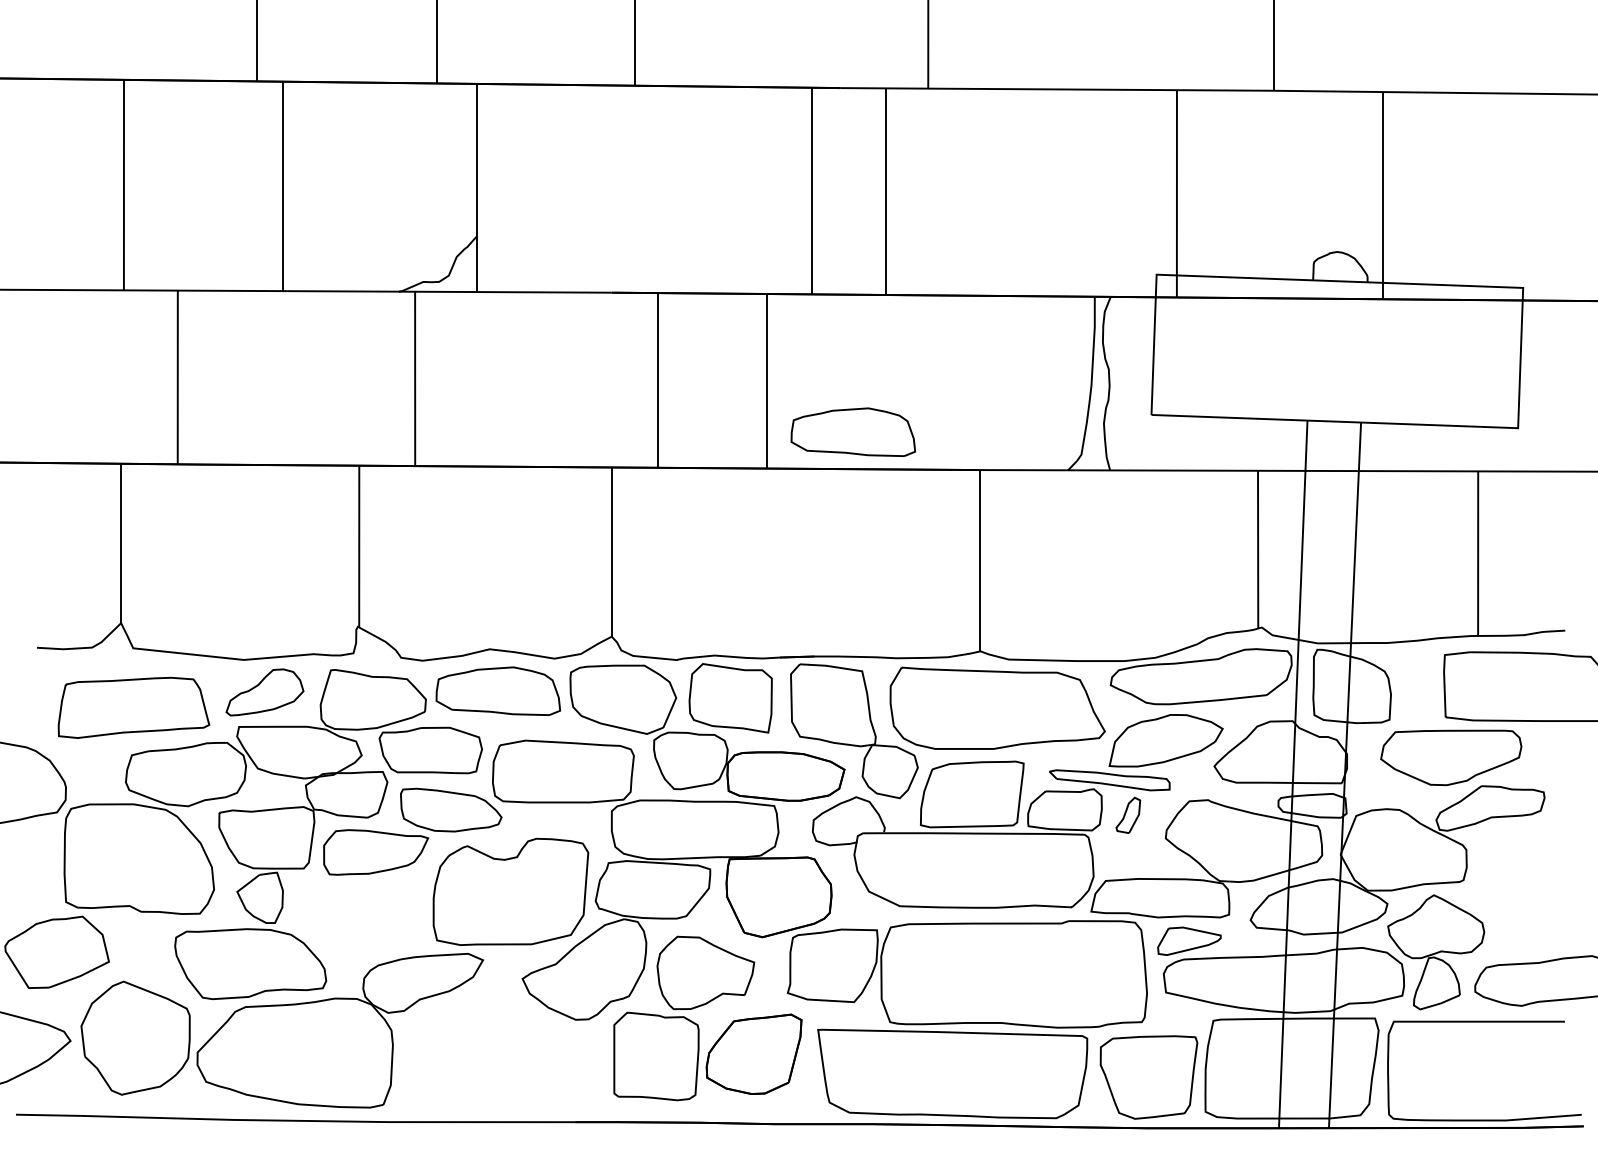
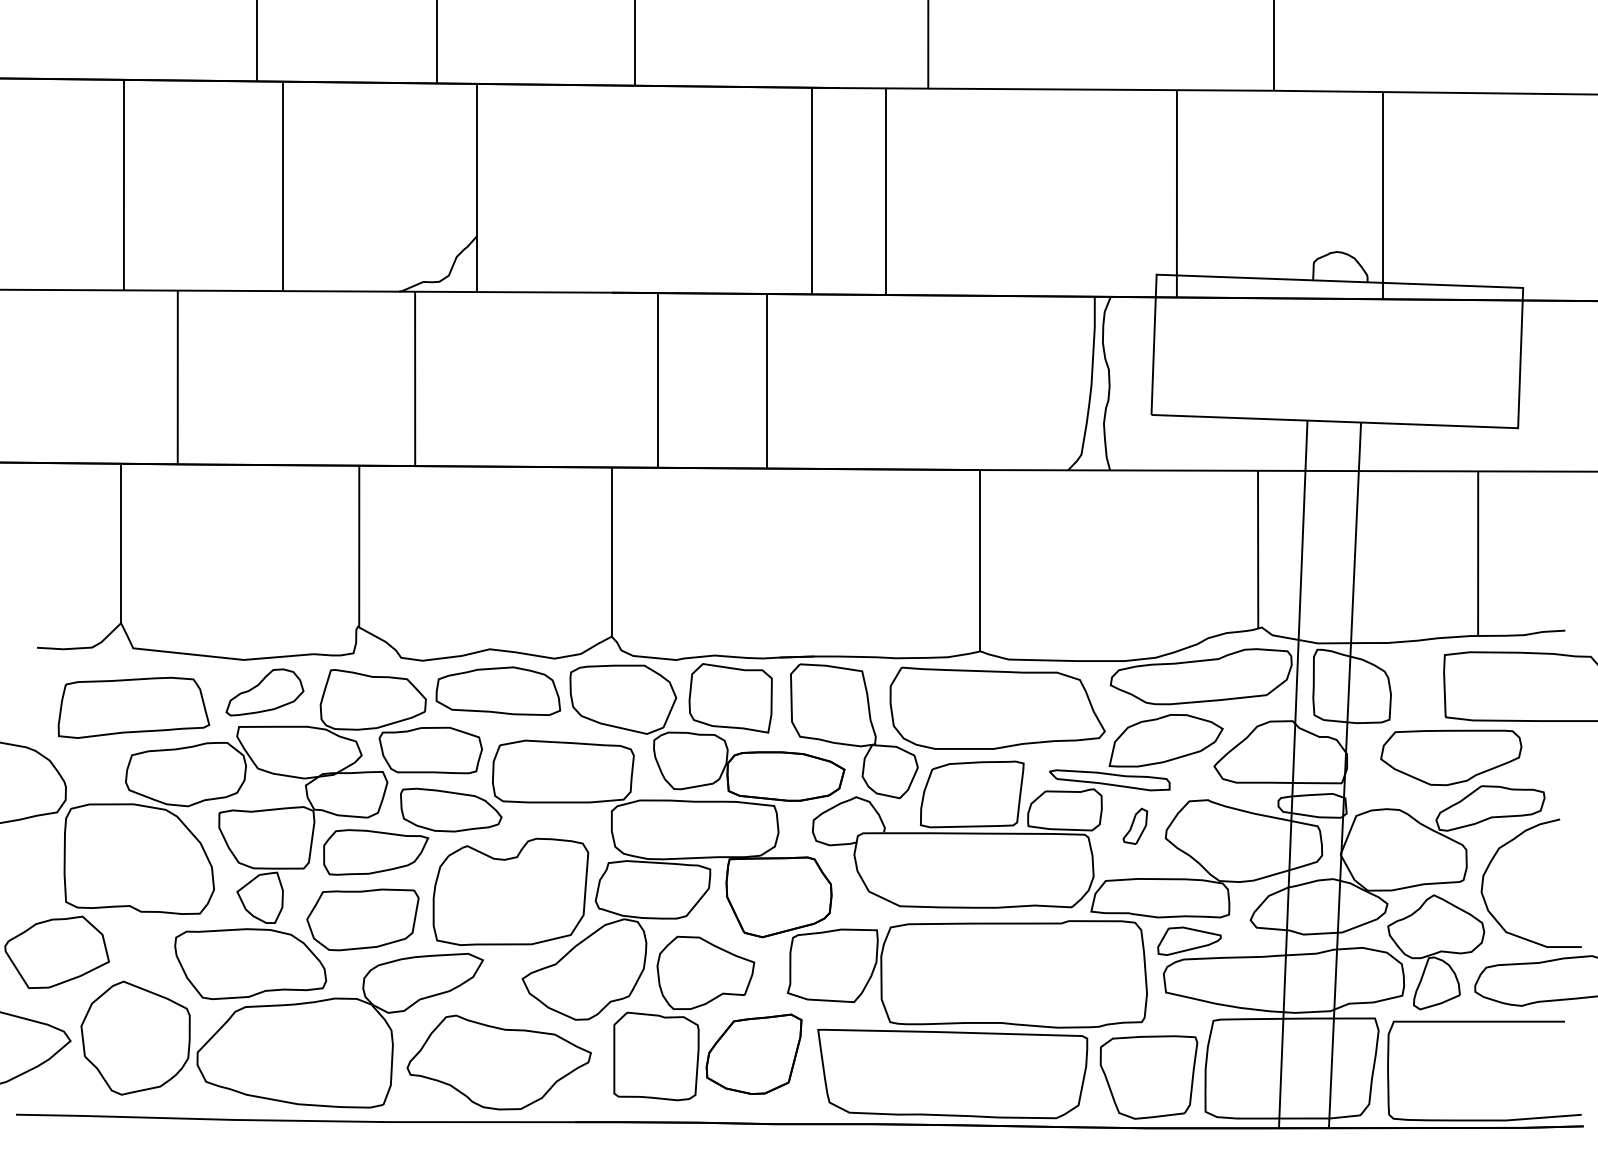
part: present -> none (853, 431)
part position: (1128, 814) -> (1135, 825) (1135, 825)
curve: none -> present (1493, 859)
part: none -> present (362, 919)
part: none -> present (498, 1062)
